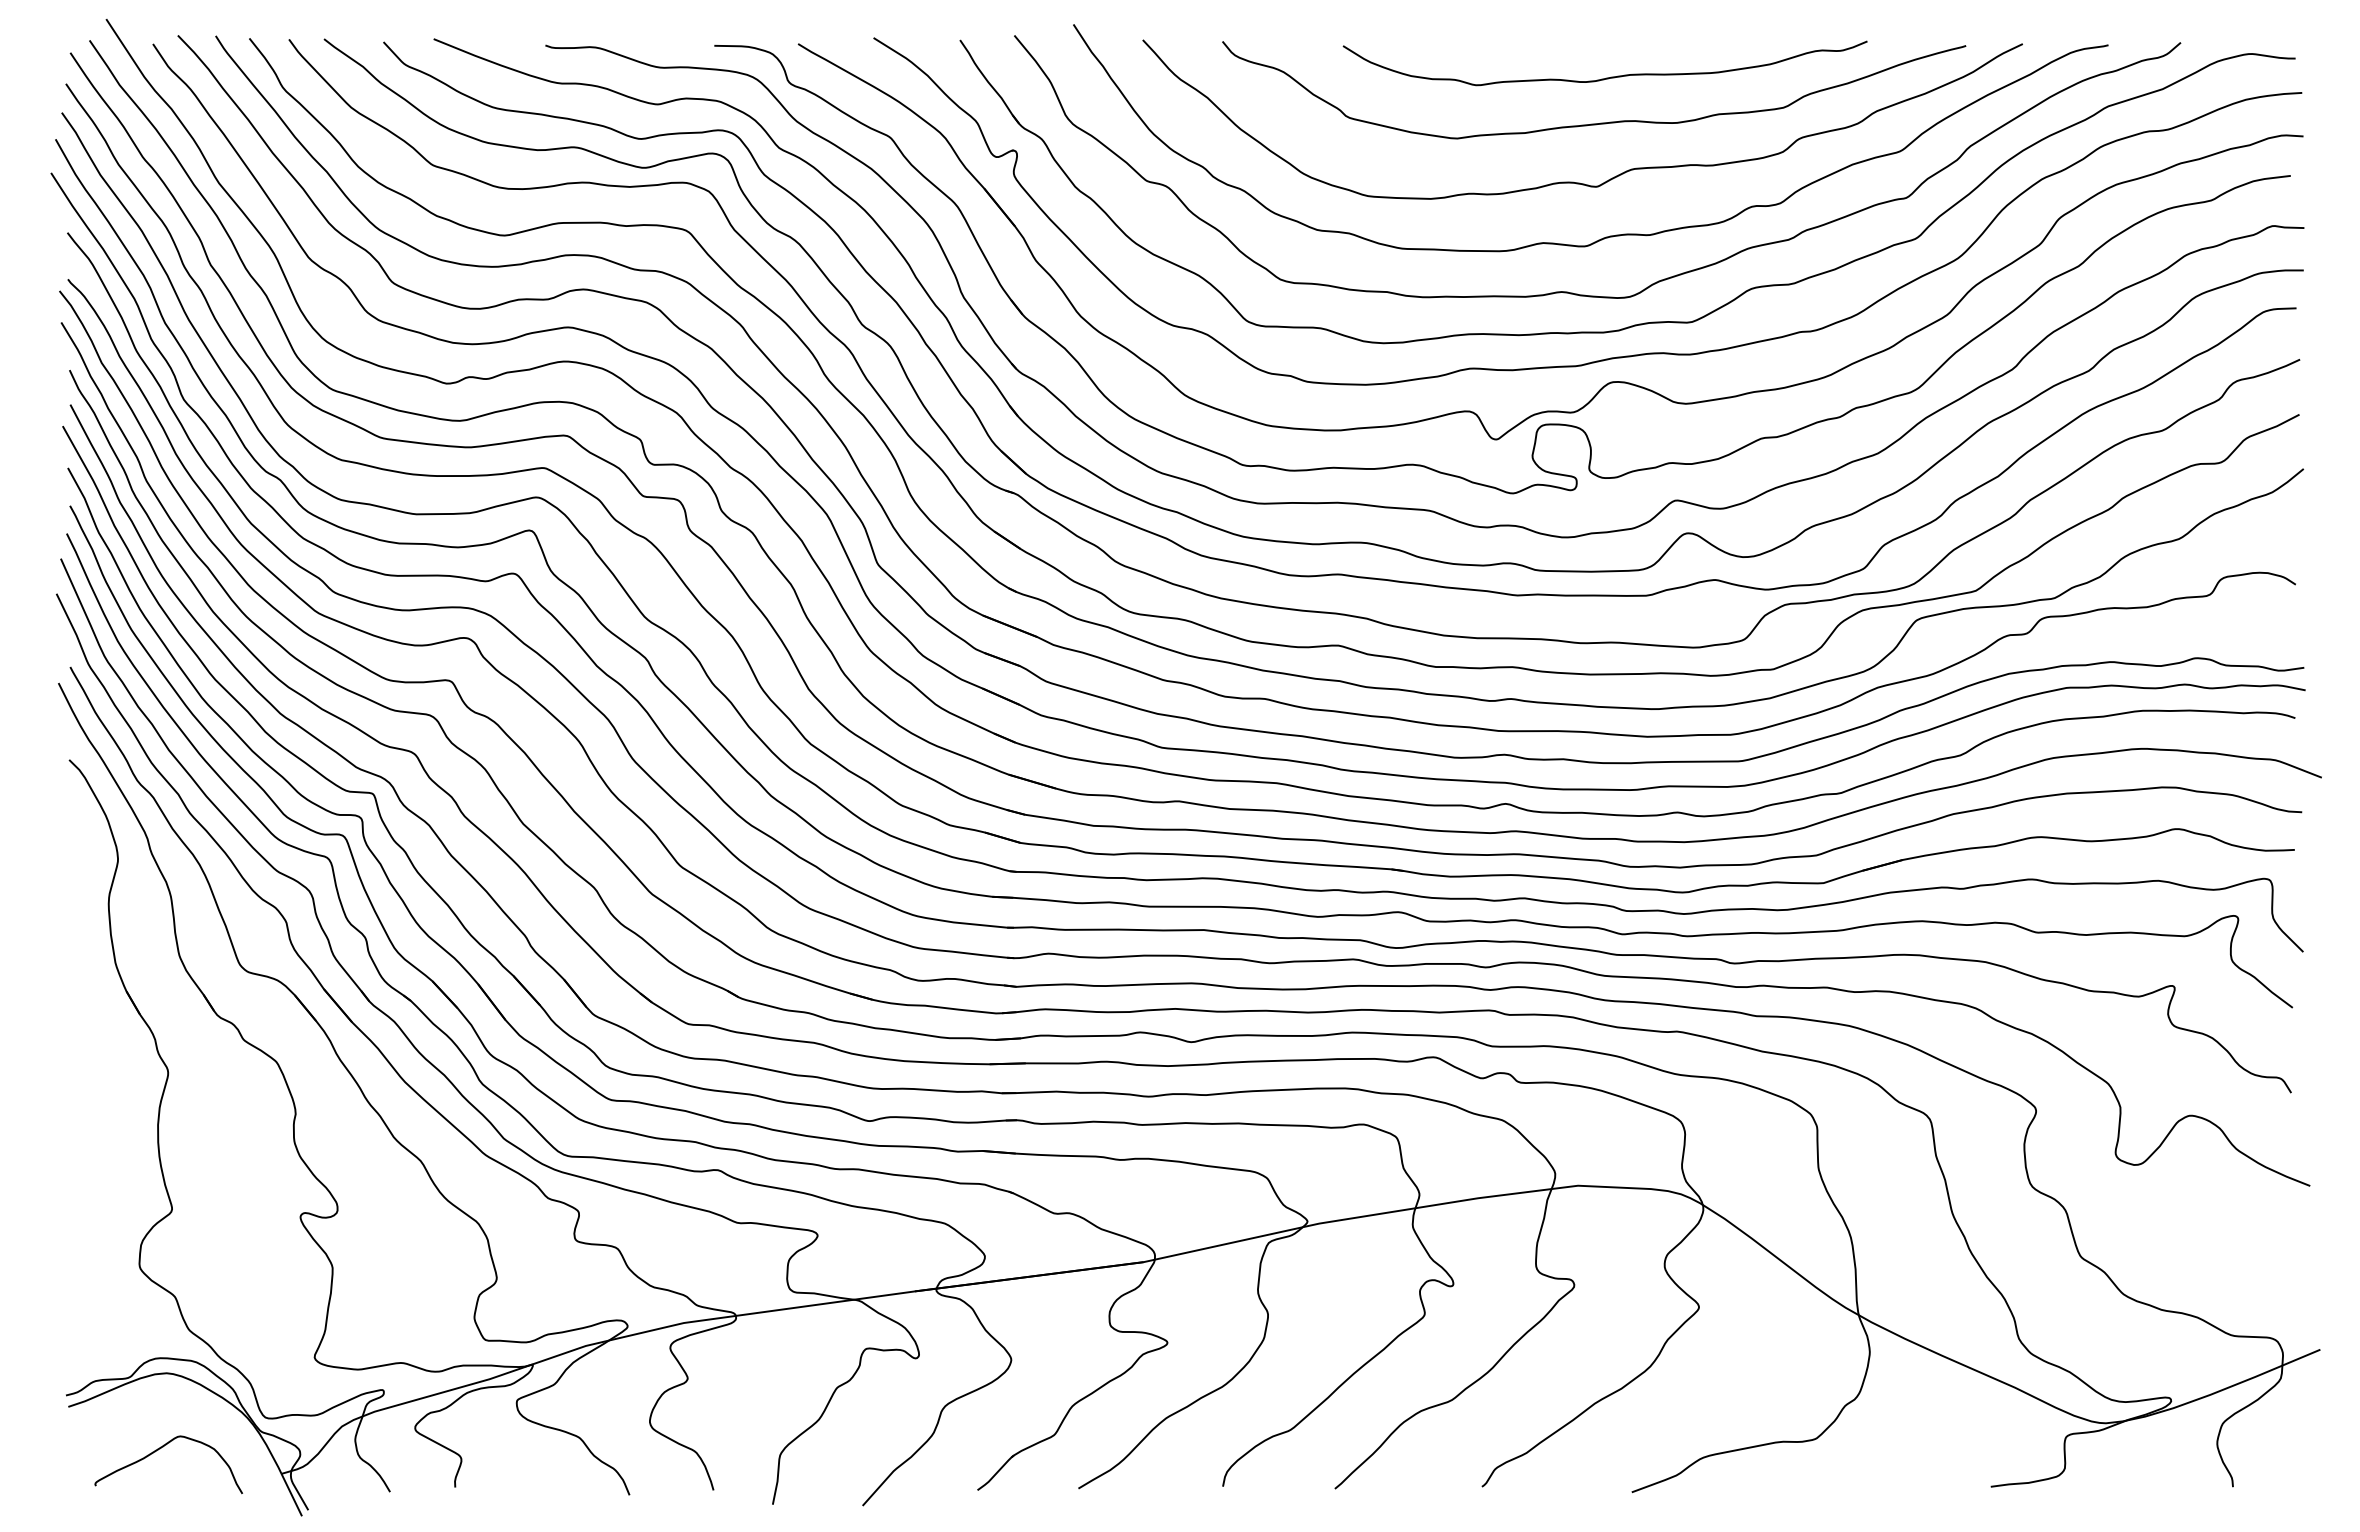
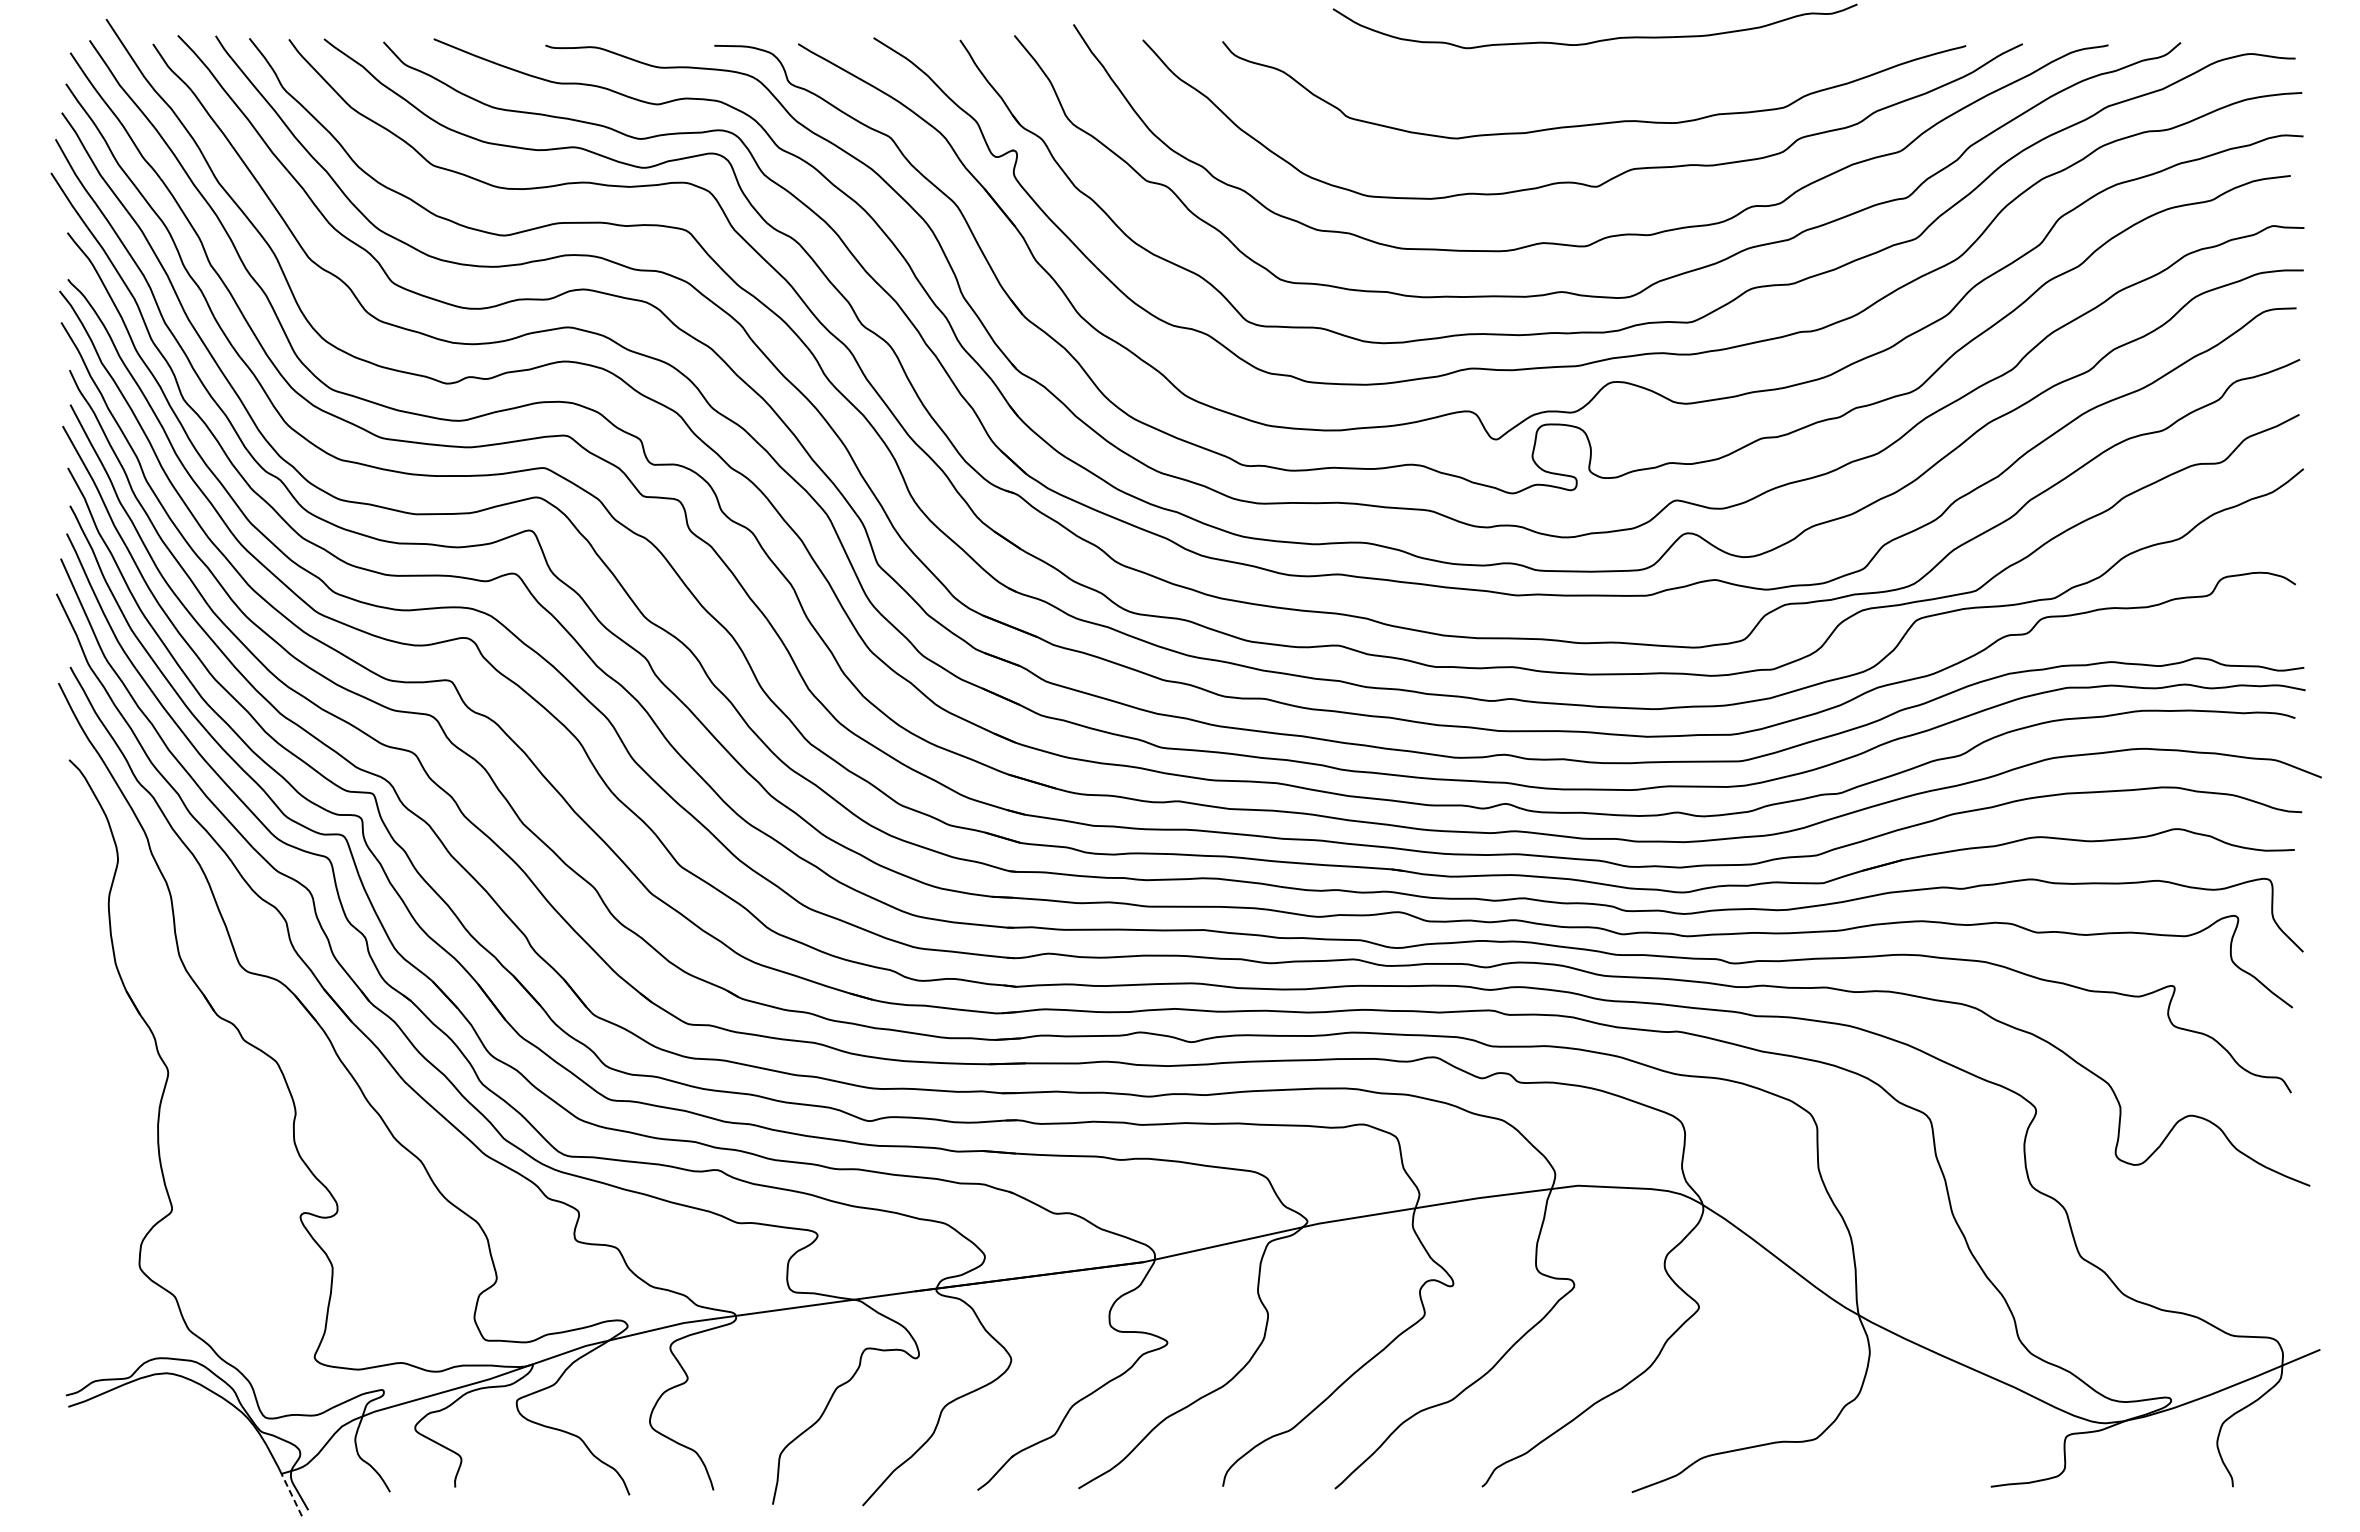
curve position: (1606, 77) -> (1596, 40) (1596, 40)
curve: present -> none (160, 1449)
line: solid -> dashed (291, 1495)
